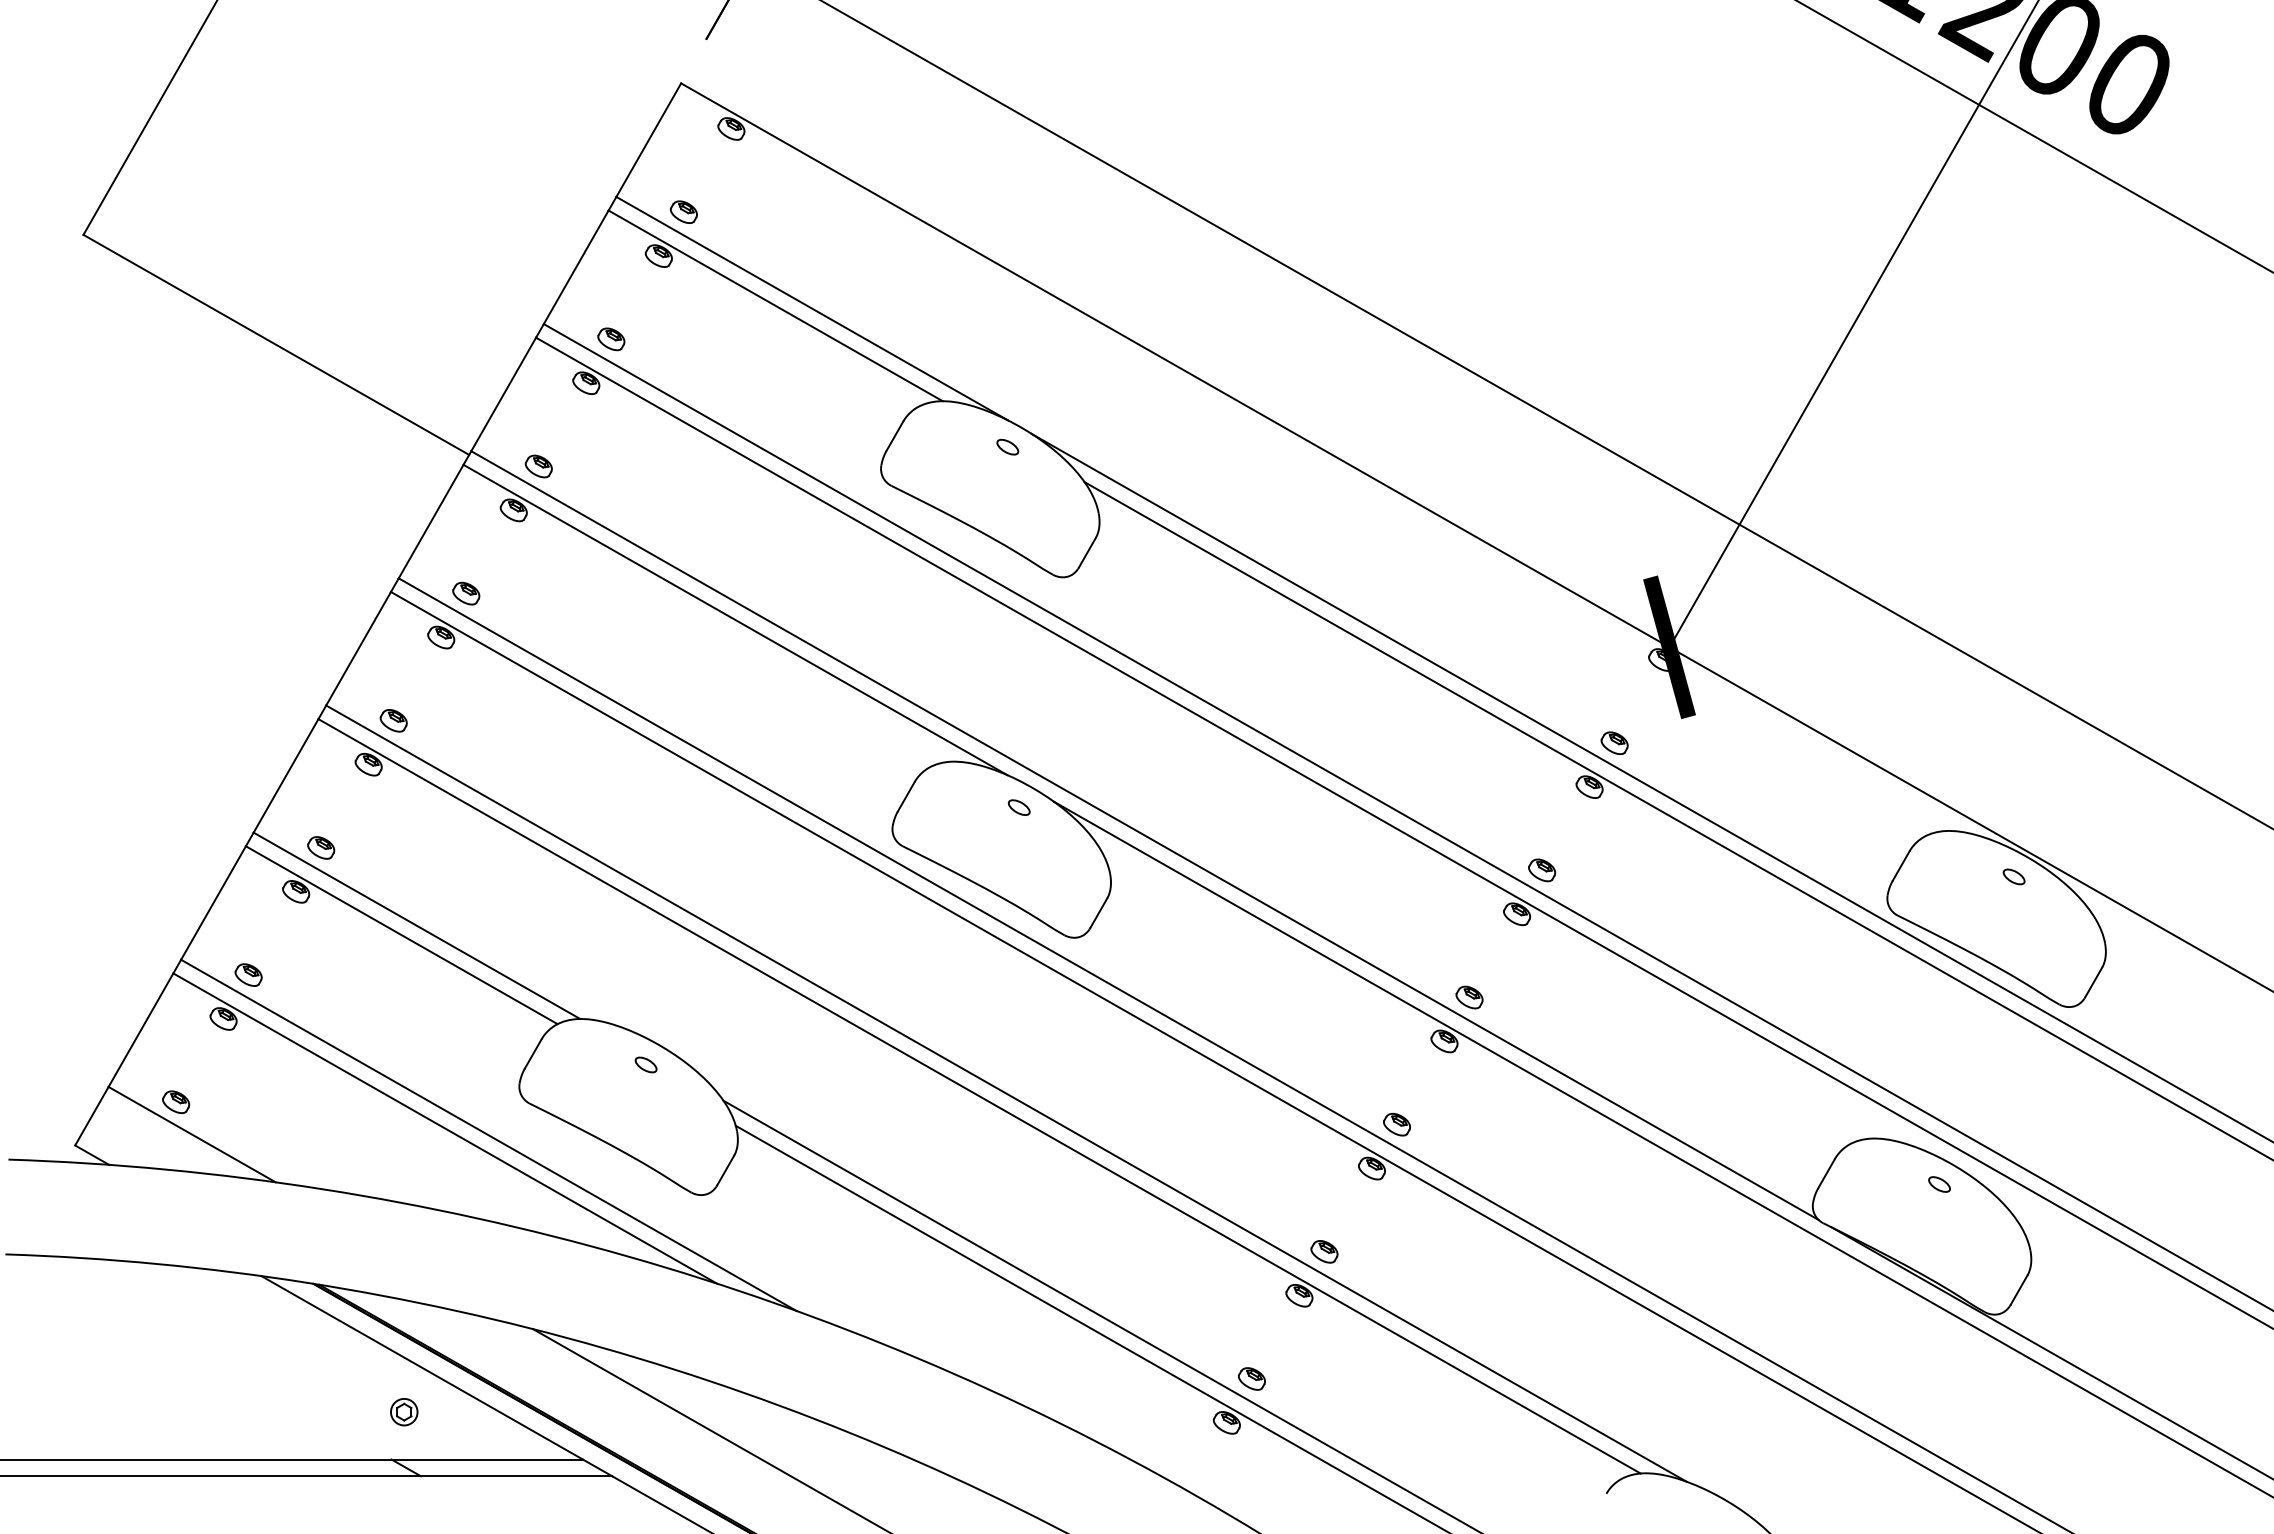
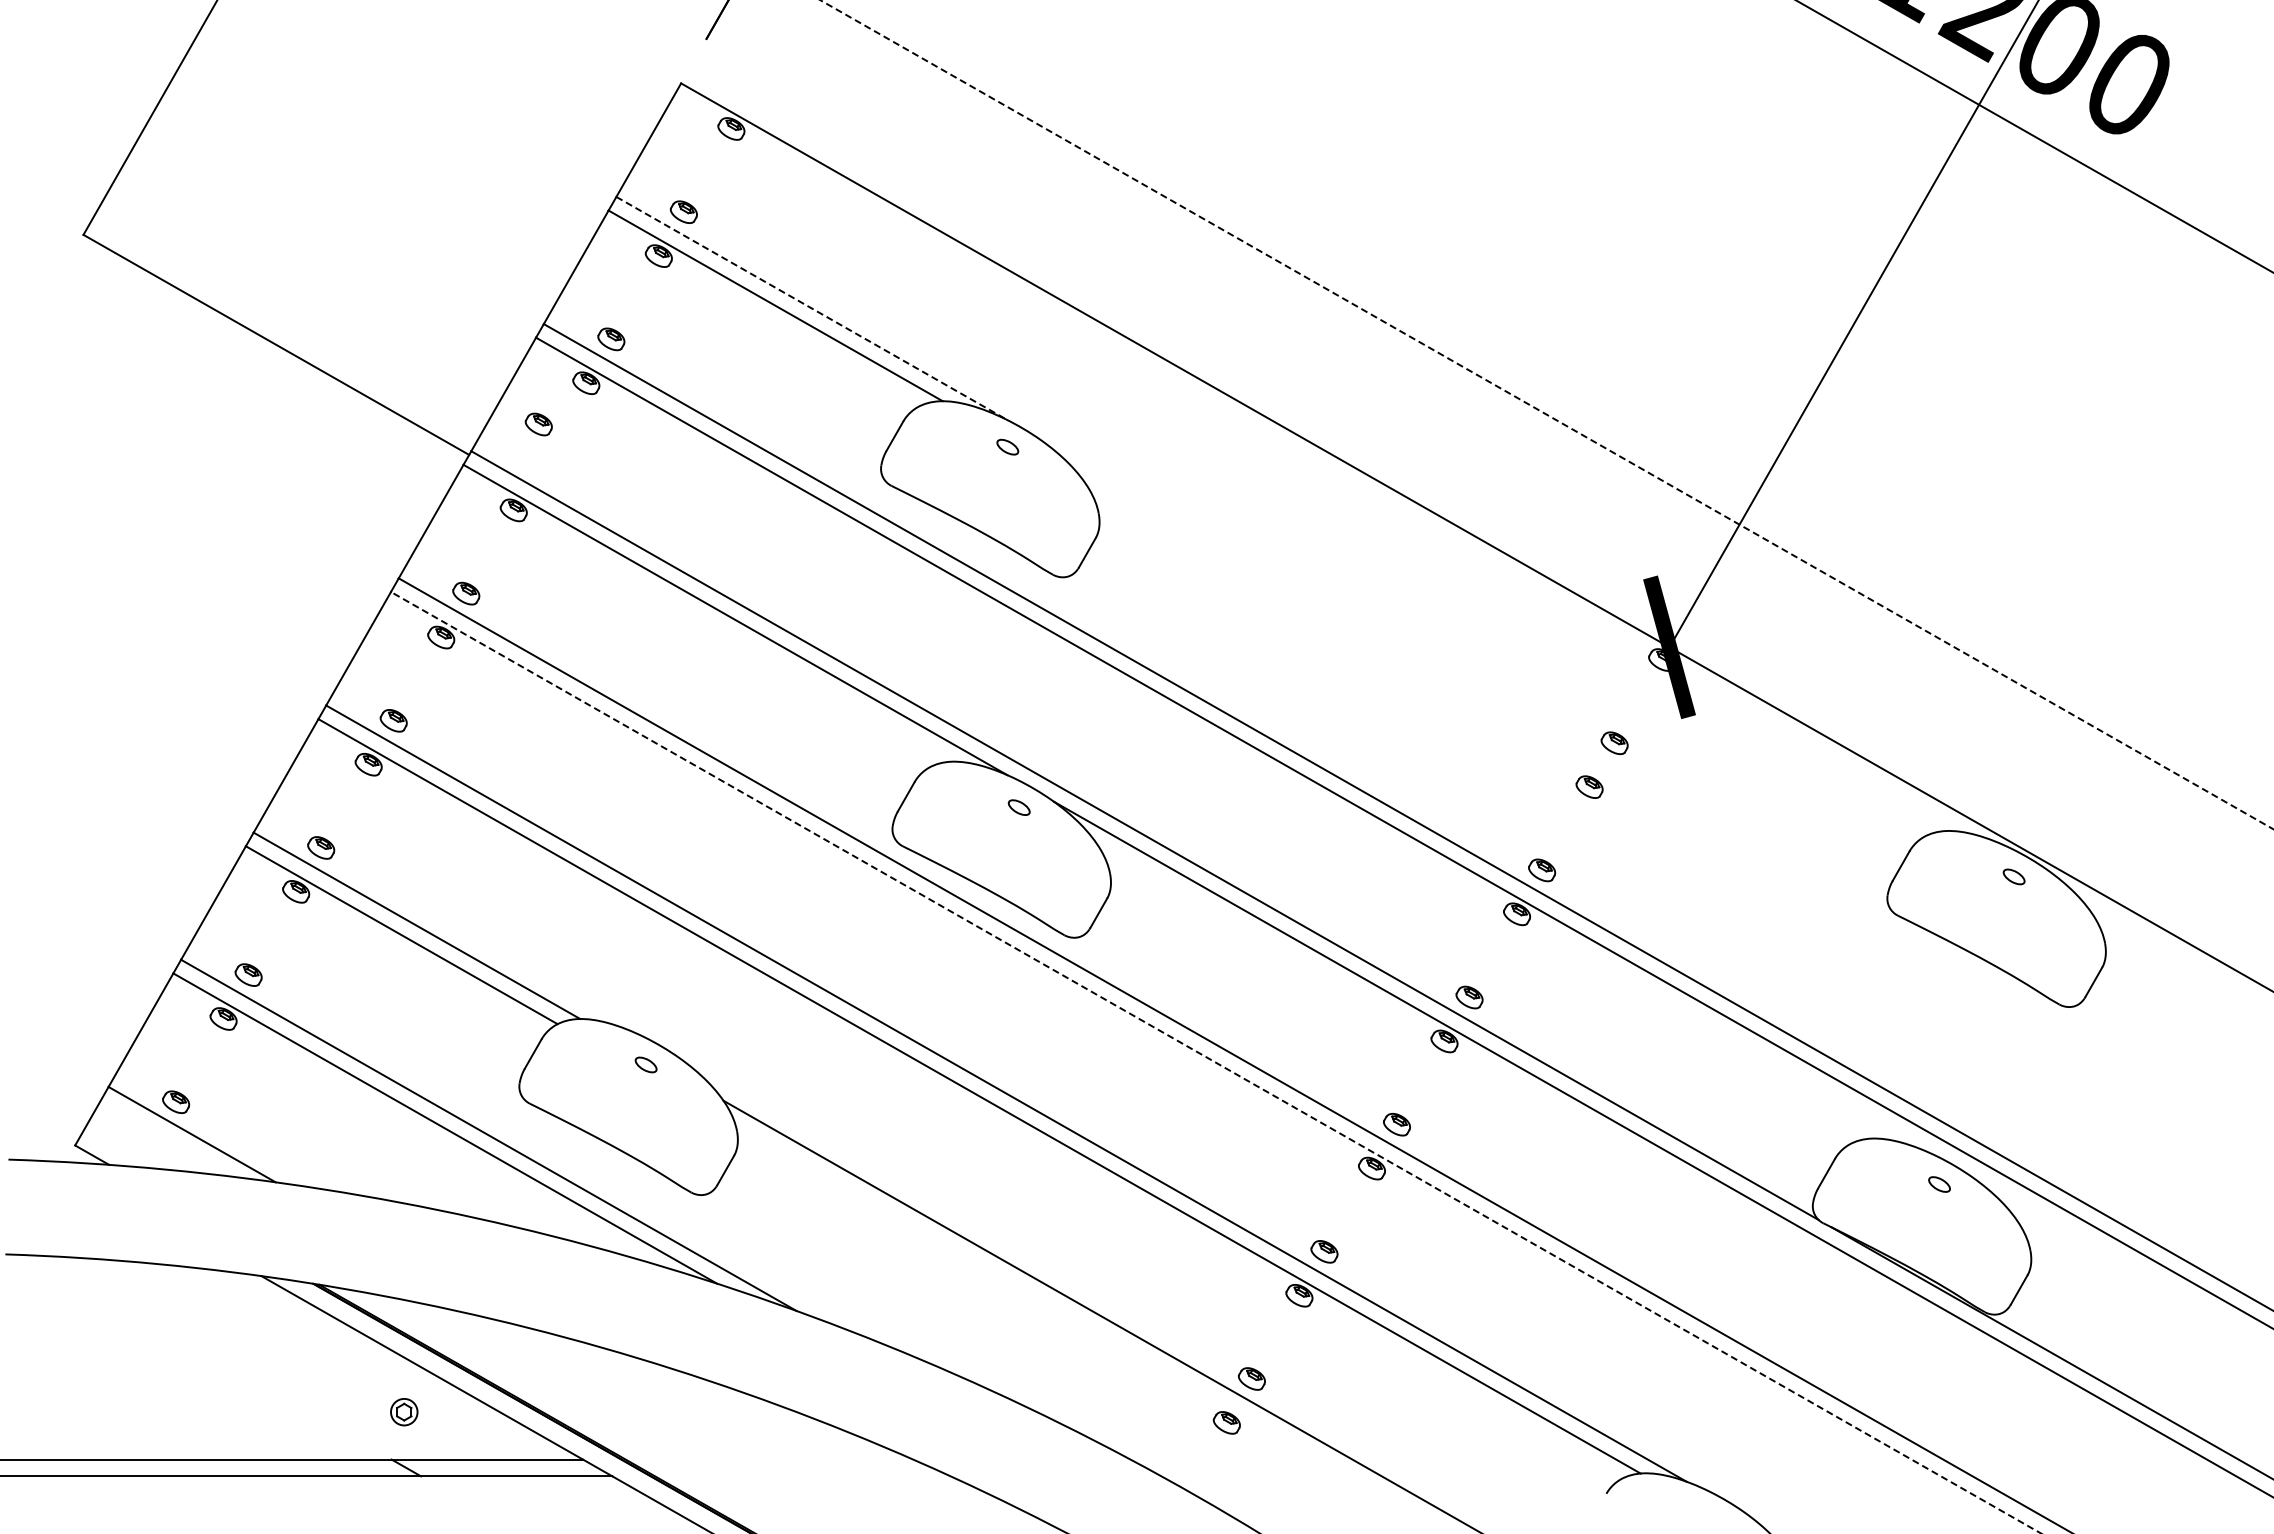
line: solid -> dashed (812, 308)
line: solid -> dashed (1546, 414)
part position: (538, 466) -> (538, 424) (538, 424)
line: present -> none (1650, 786)
line: present -> none (1677, 820)
line: solid -> dashed (1216, 1062)
line: present -> none (1090, 1327)
line: present -> none (709, 1429)
